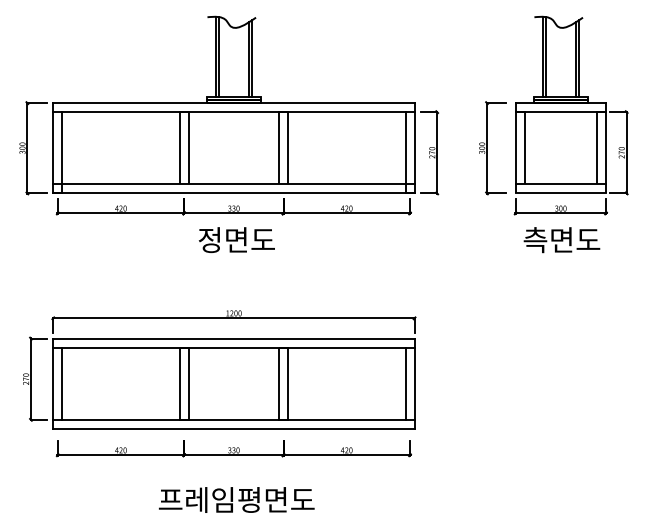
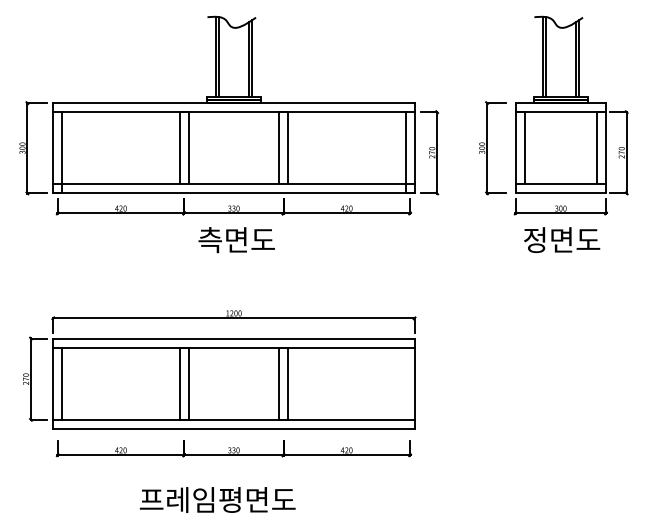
text: 정면도 -> 측면도 (209, 240)
text: 측면도 -> 정면도 (535, 240)
line: present -> none (405, 383)
text position: (236, 499) -> (217, 499) (217, 499)
